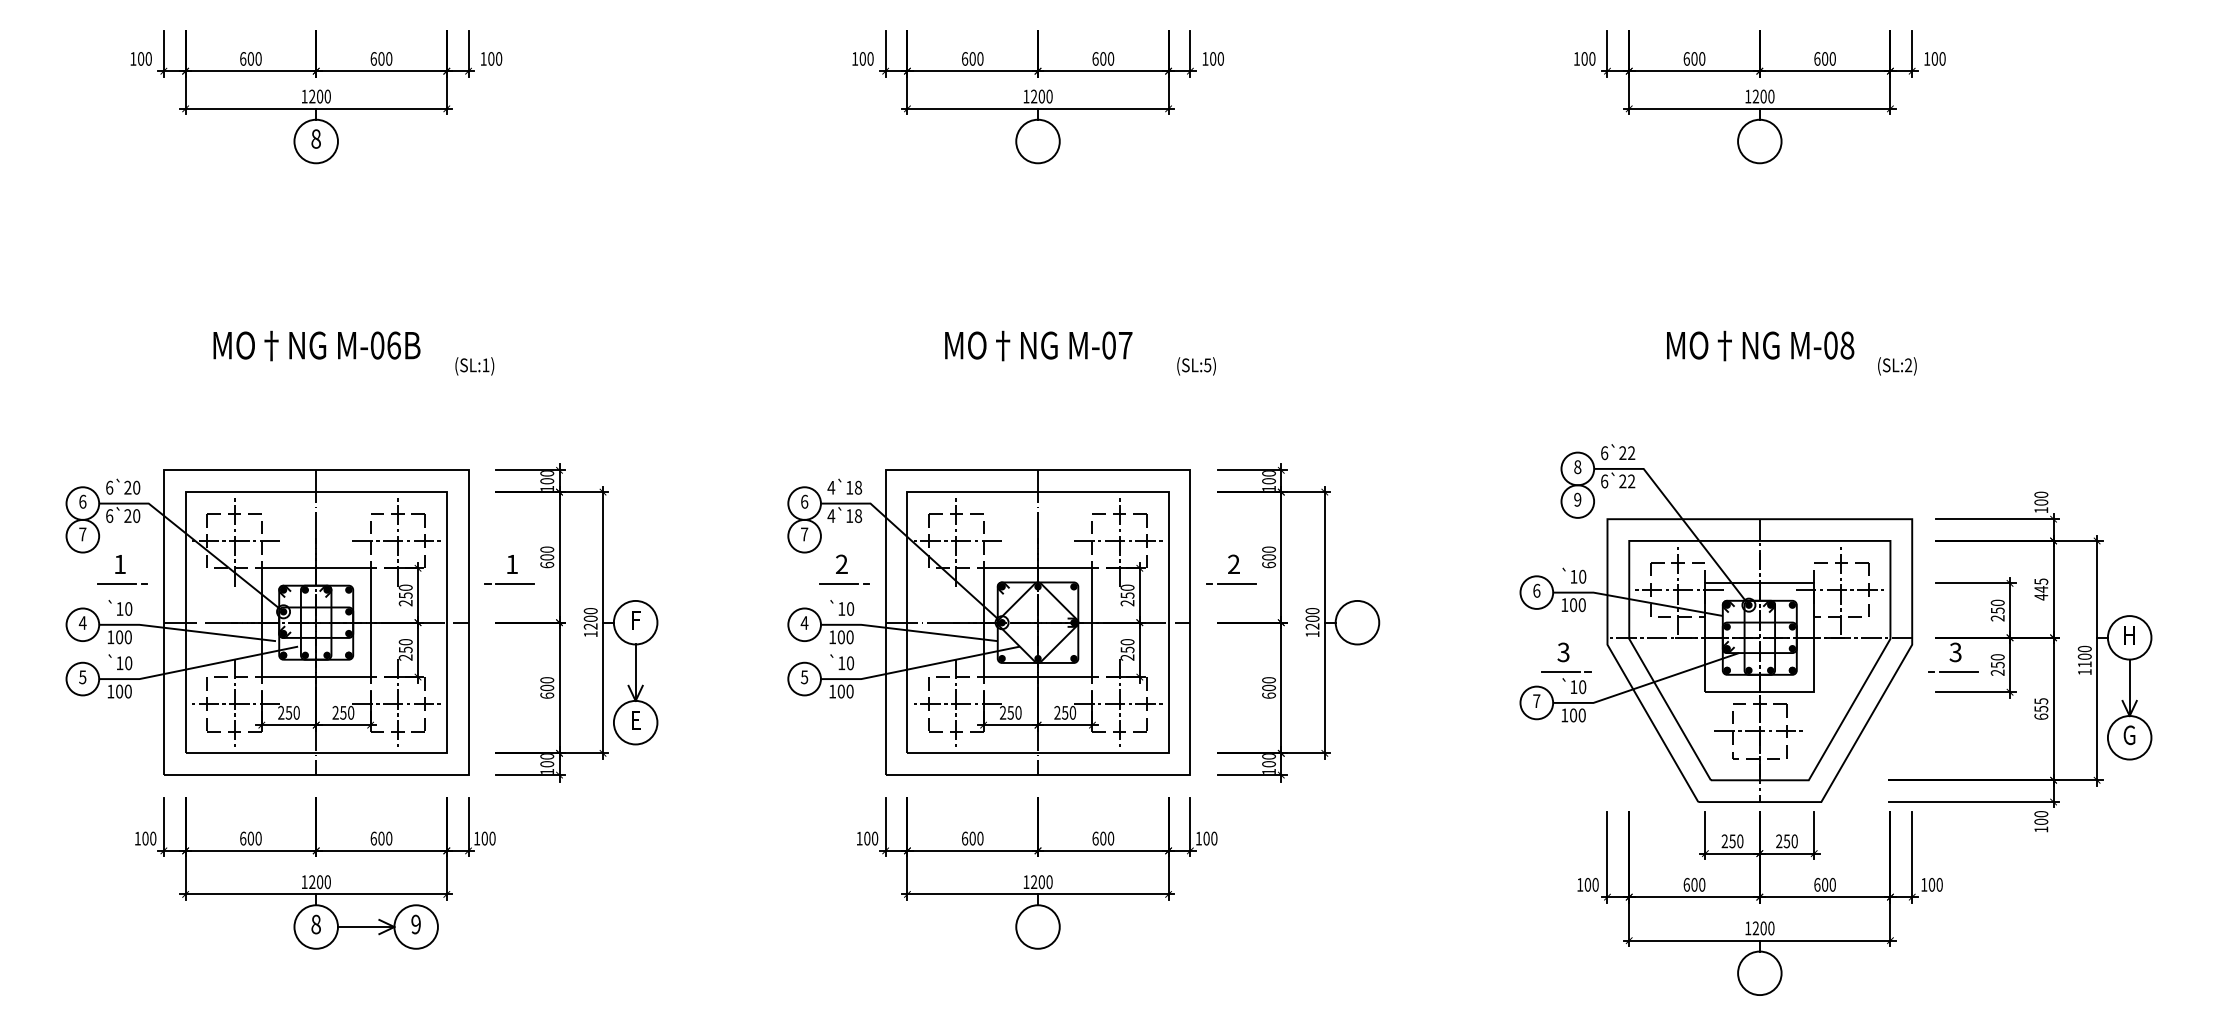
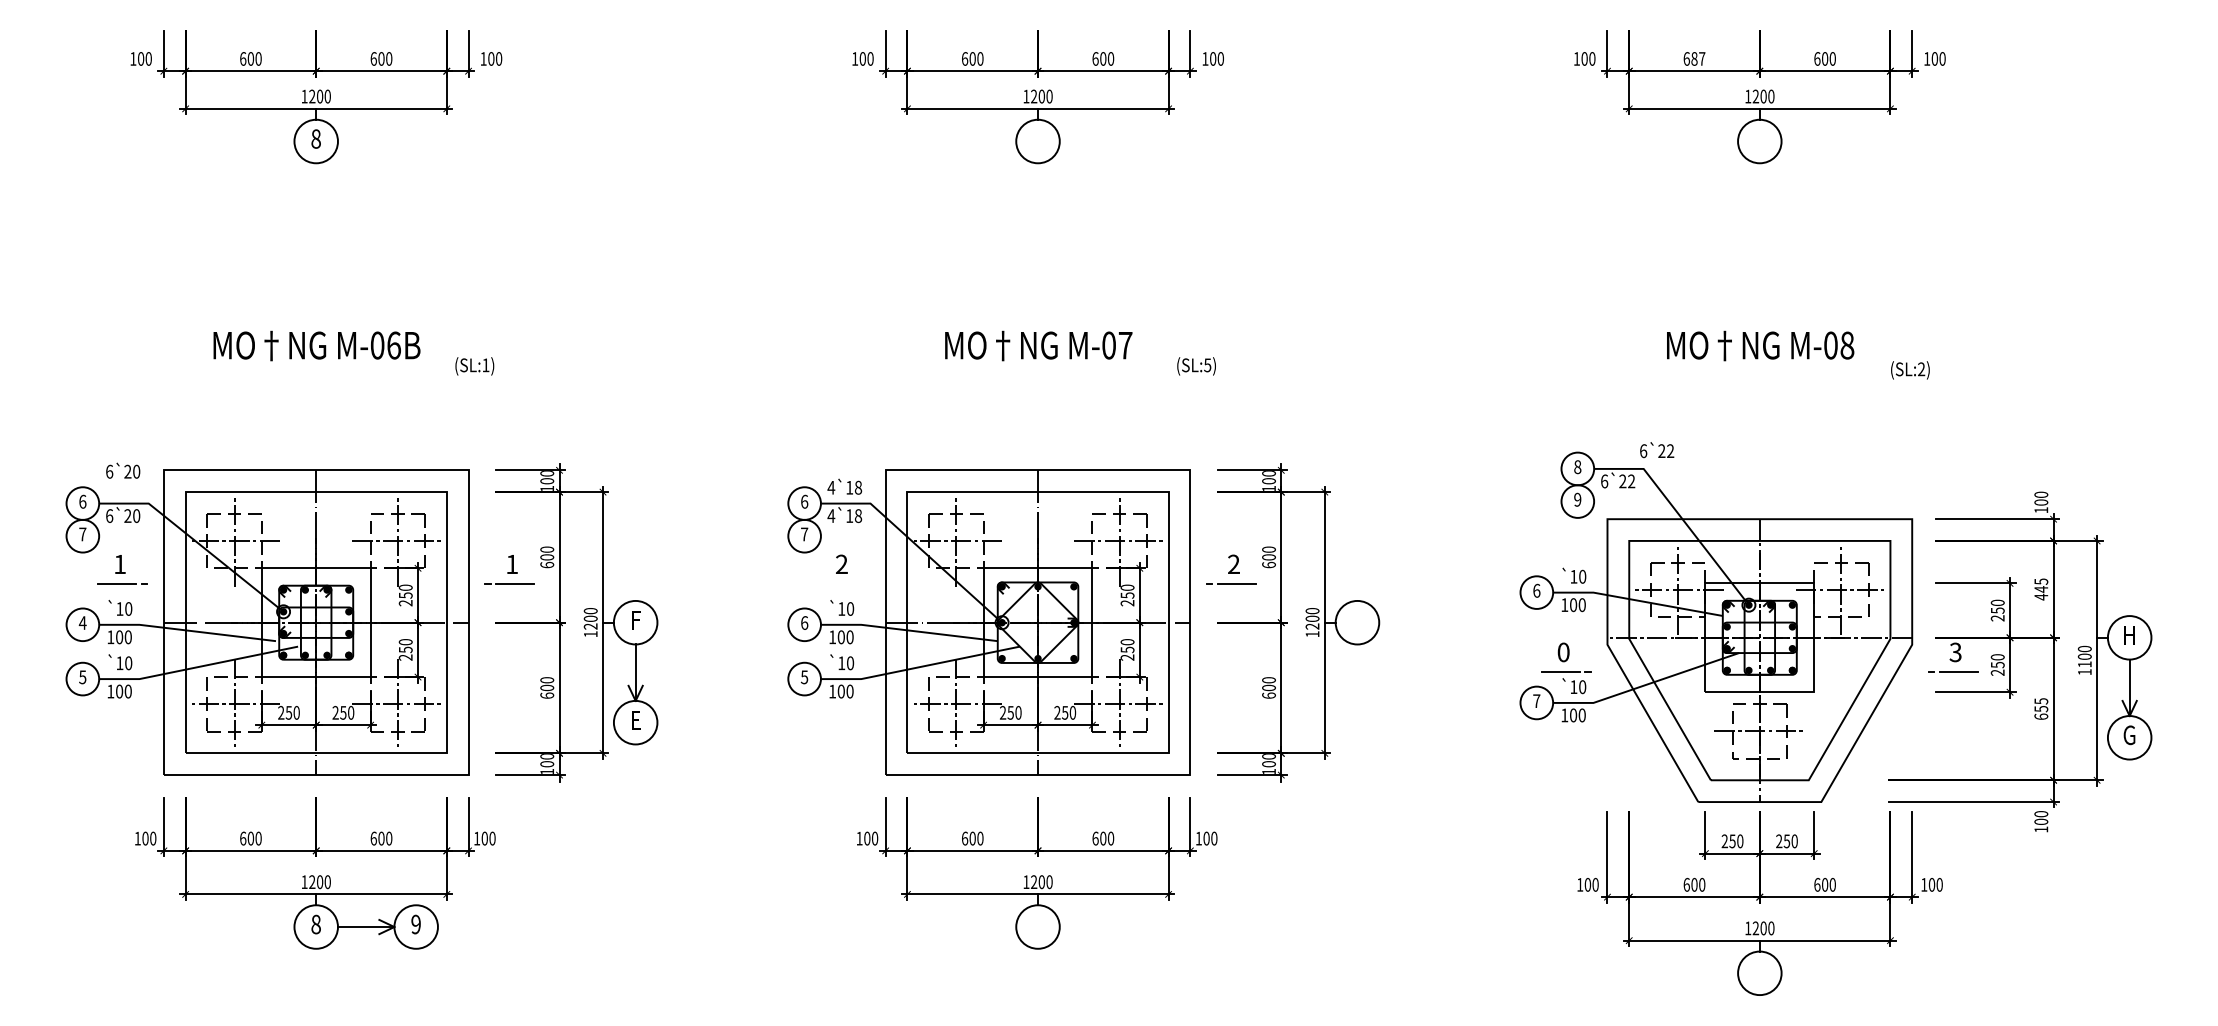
text: 600 -> 687 (1698, 58)
text position: (1897, 366) -> (1910, 370) (1910, 370)
text position: (1618, 452) -> (1657, 450) (1657, 450)
text position: (123, 486) -> (123, 470) (123, 470)
line: present -> none (844, 583)
text: 4 -> 6 (804, 622)
text: 3 -> 0 (1563, 652)
